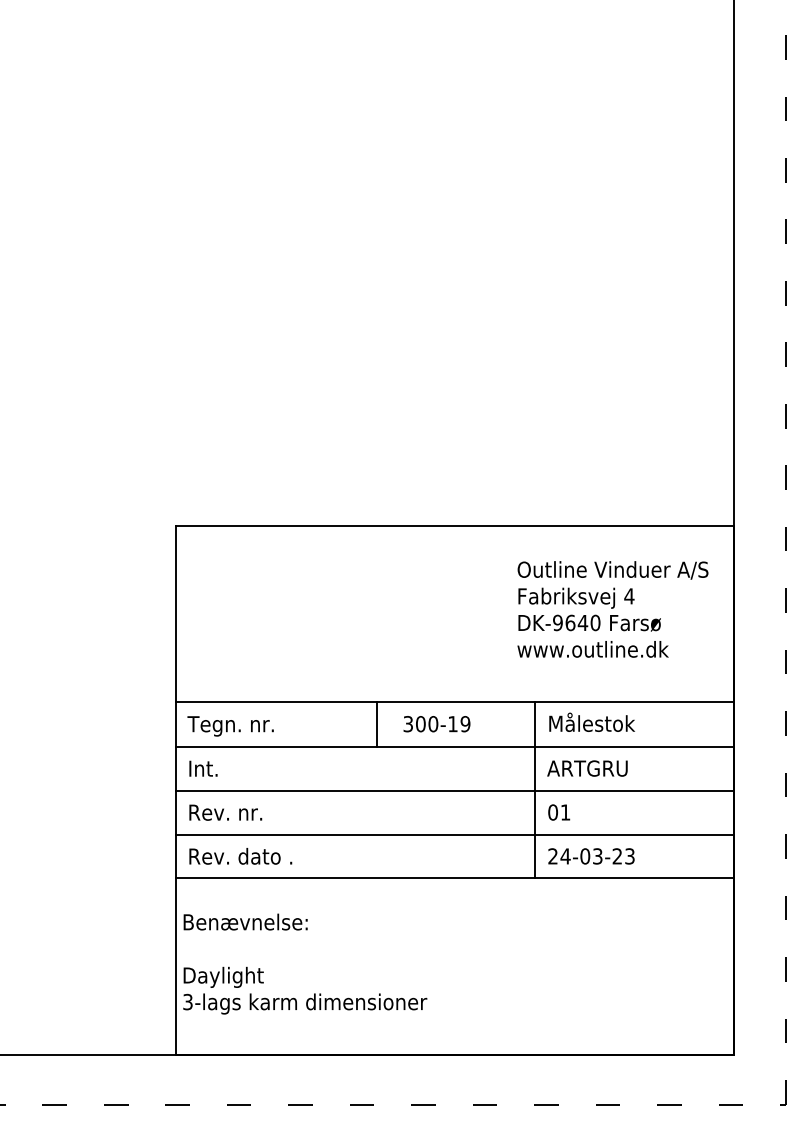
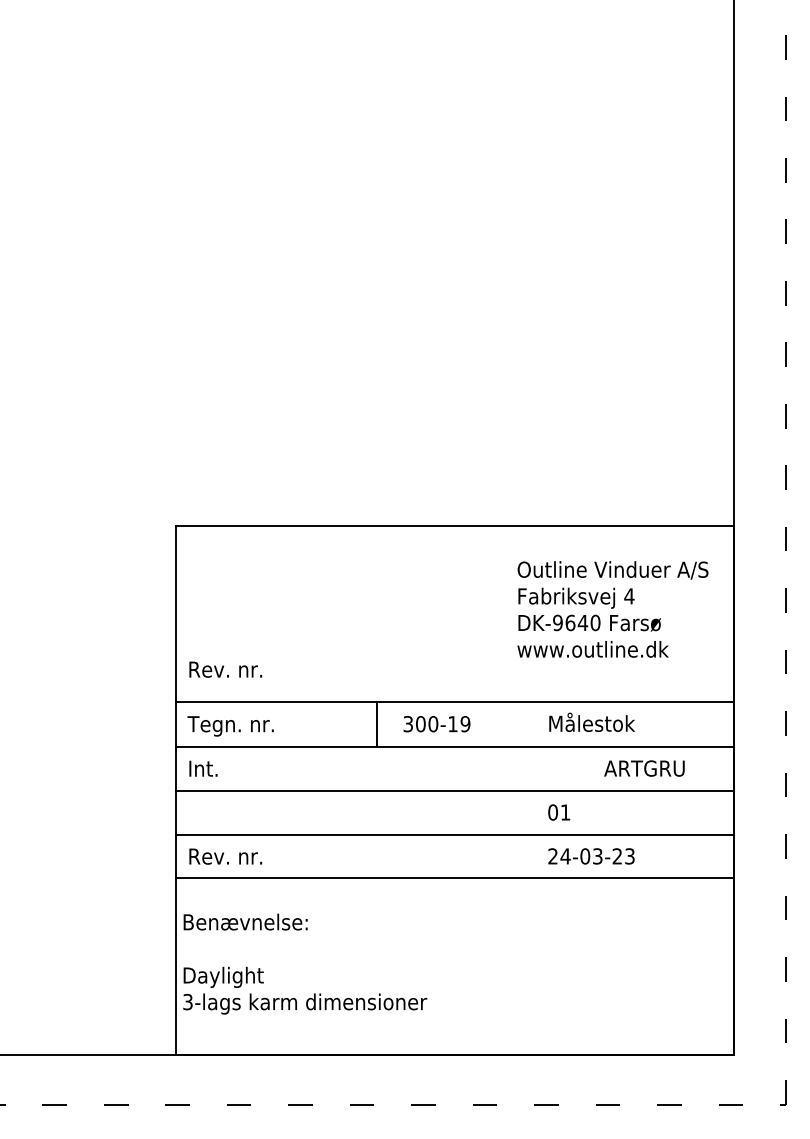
text position: (587, 768) -> (644, 768) (644, 768)
line: present -> none (534, 790)
text position: (225, 812) -> (225, 669) (225, 669)
text: Rev. dato . -> Rev. nr. (265, 855)
